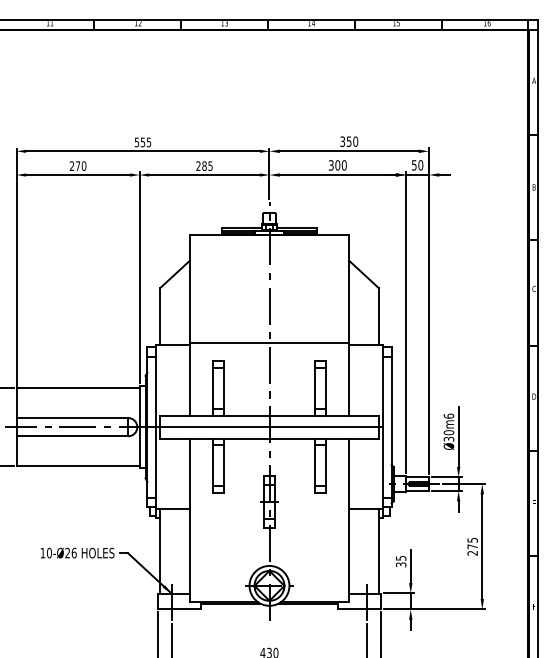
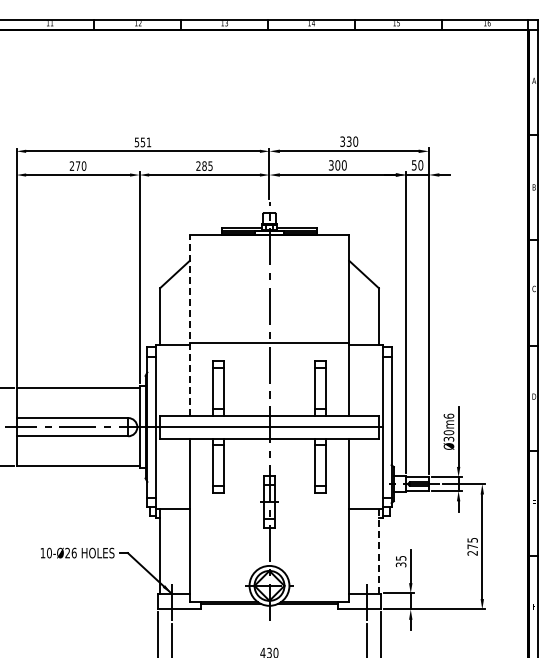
text: 350 -> 330 (349, 141)
text: 555 -> 551 (148, 142)
line: solid -> dashed (189, 325)
line: solid -> dashed (378, 550)
